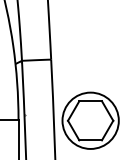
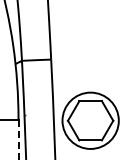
line: solid -> dashed (18, 139)
